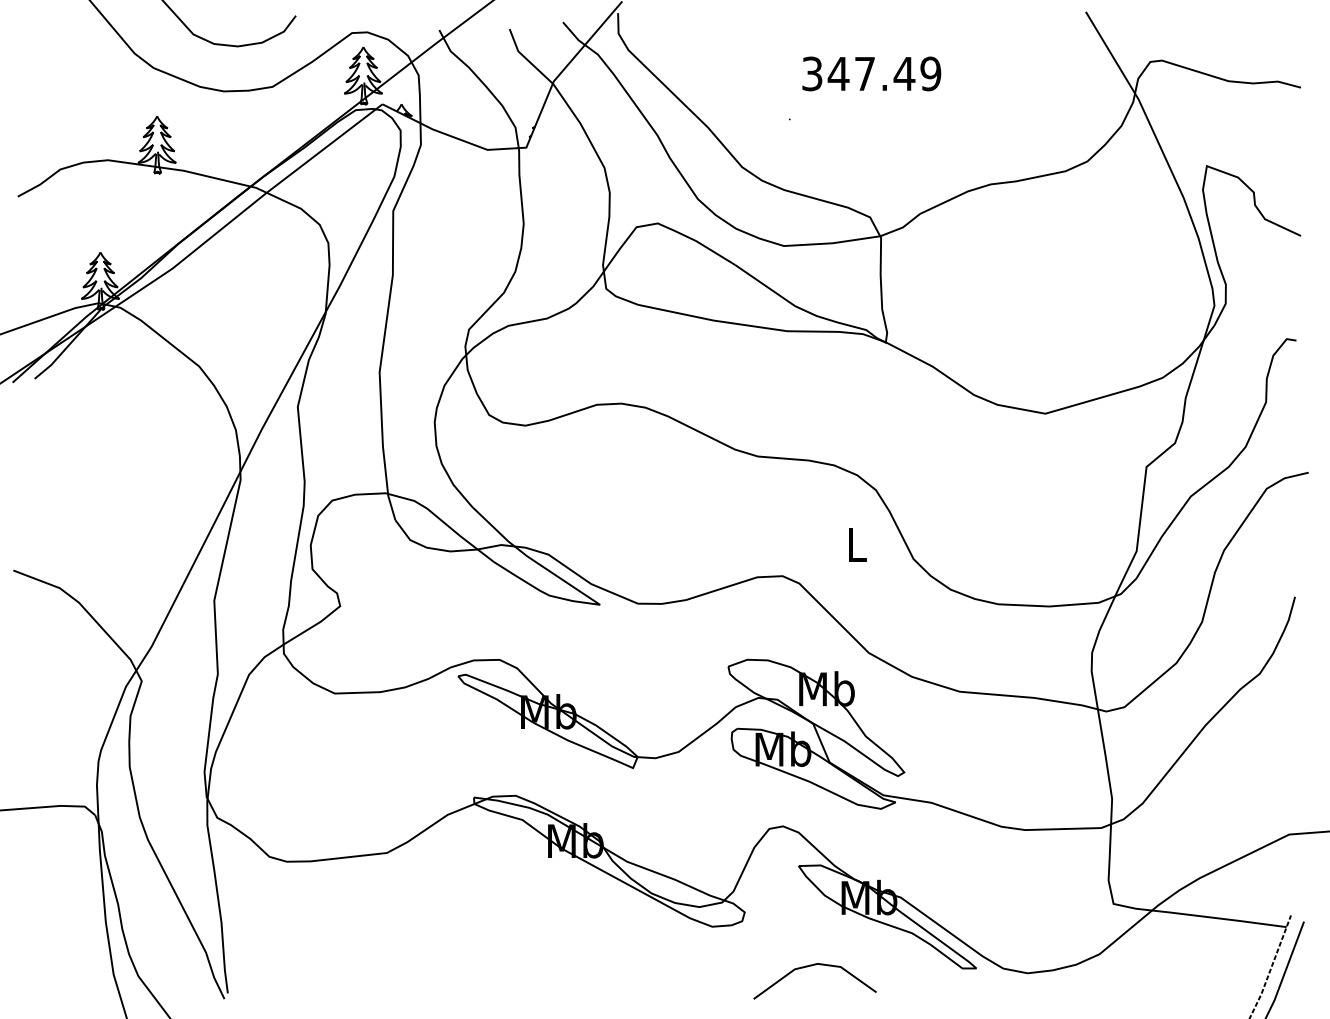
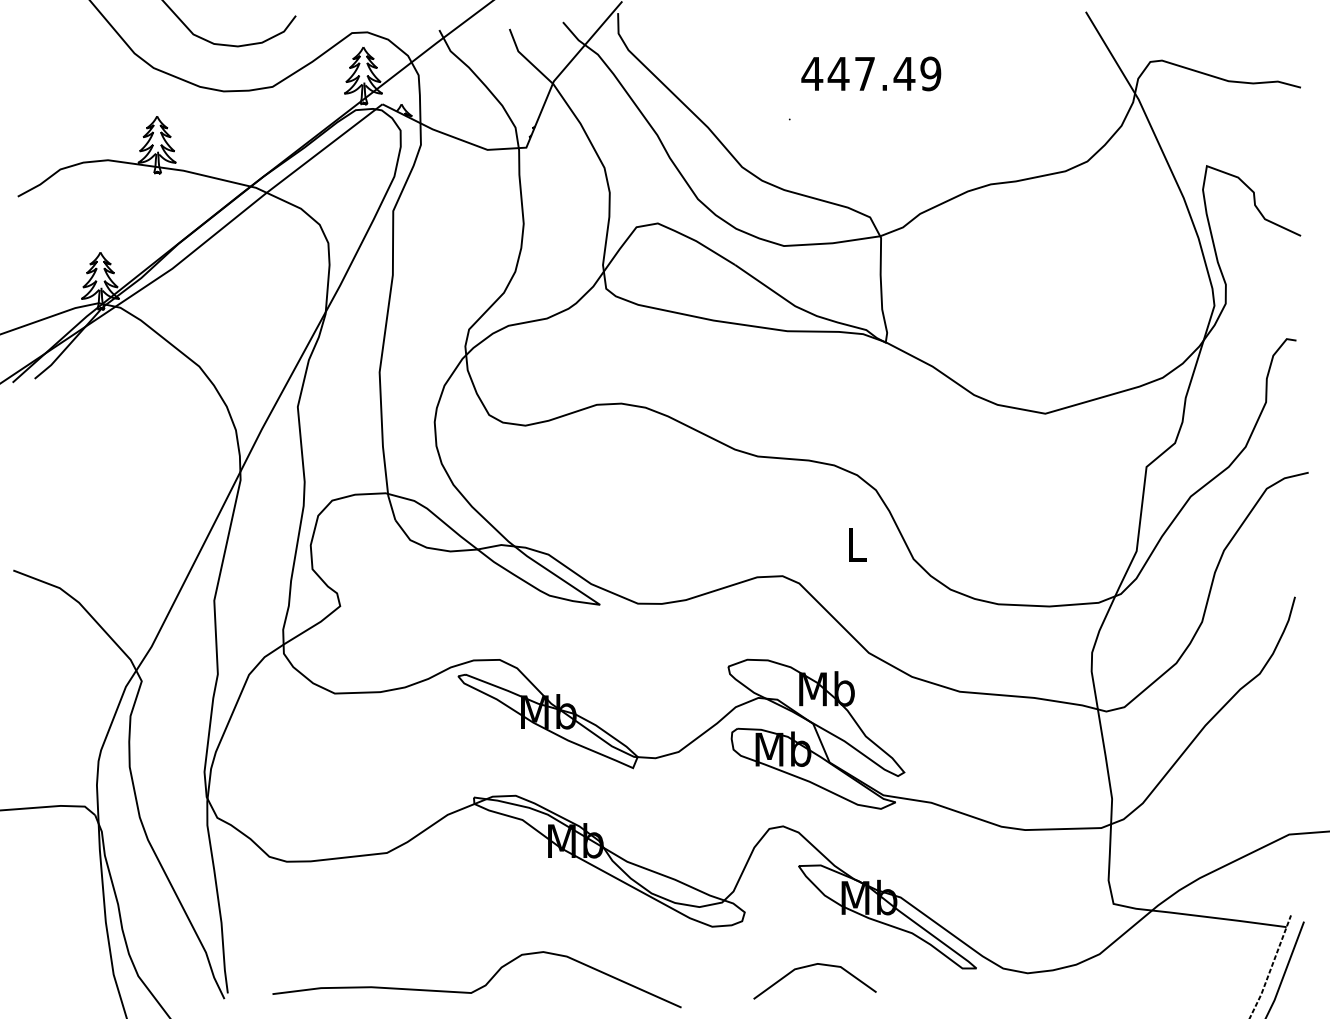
text: 347.49 -> 447.49 (812, 73)
curve: none -> present (479, 987)
